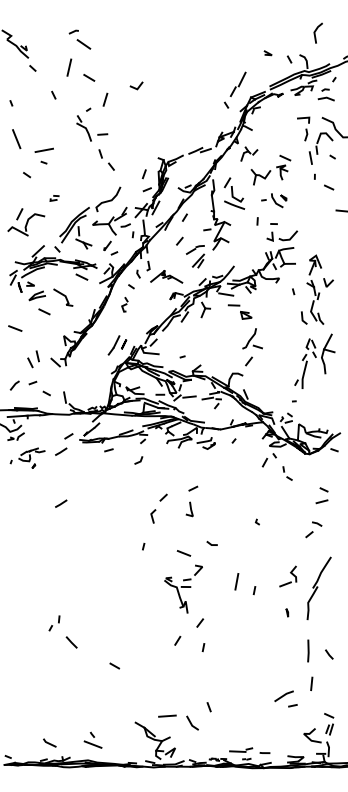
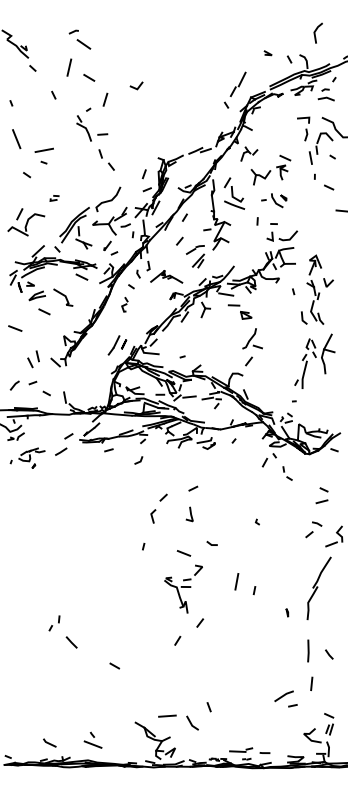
line: present -> none (61, 503)
line position: (190, 509) -> (190, 514) (190, 514)
part position: (288, 576) -> (334, 536) (334, 536)
line: present -> none (203, 647)
